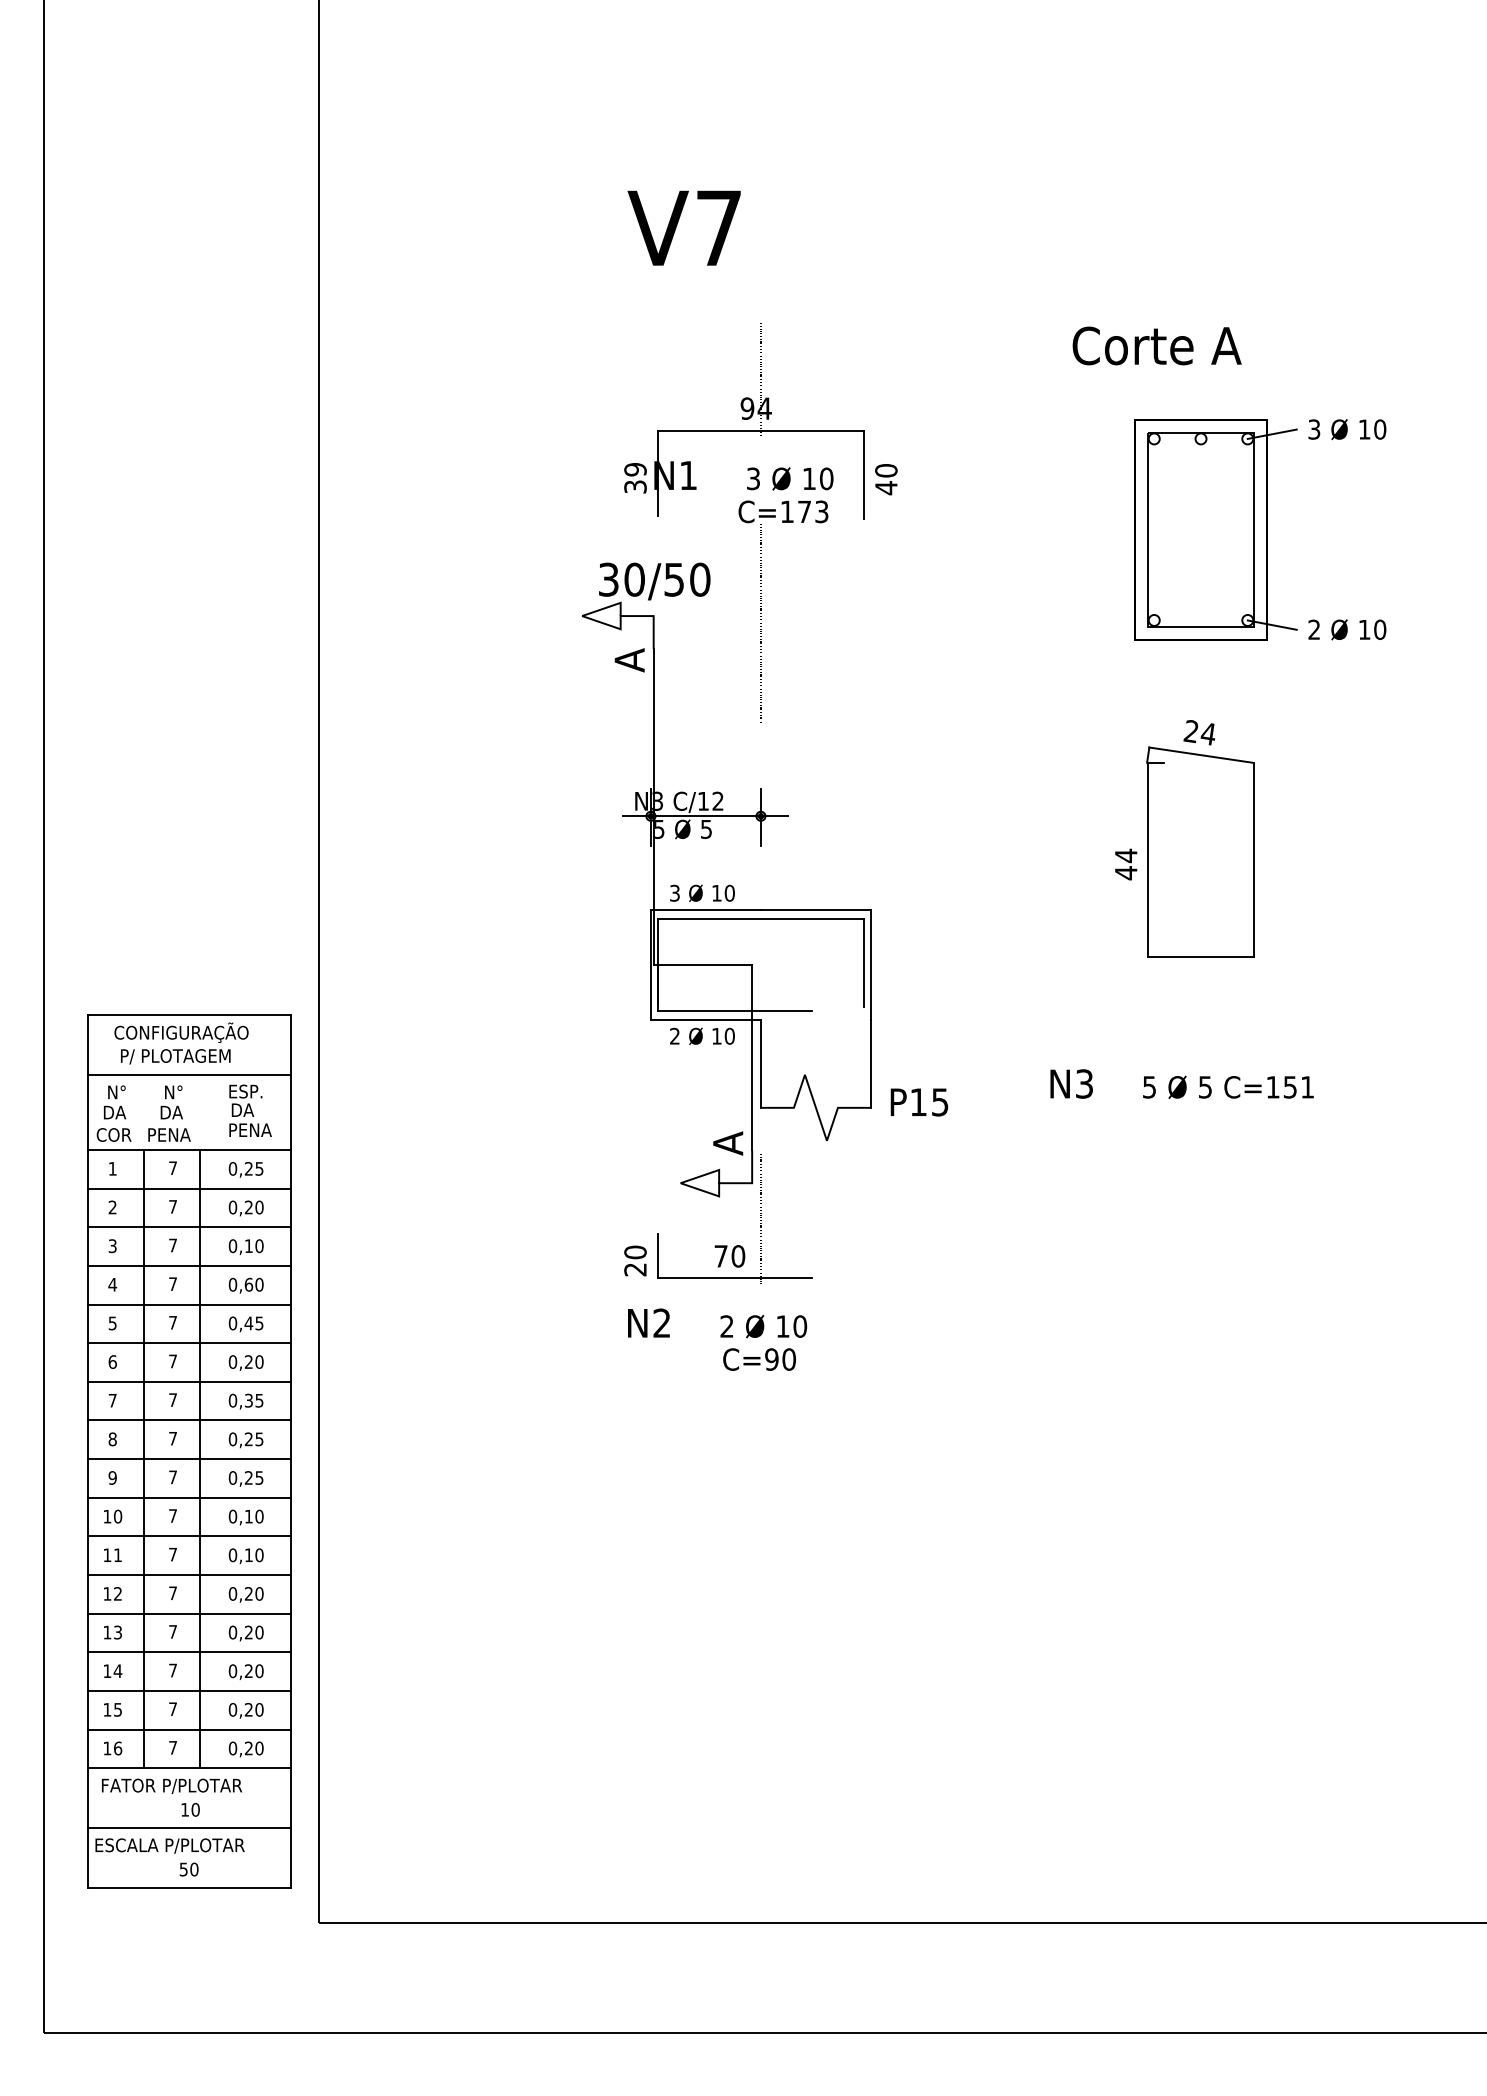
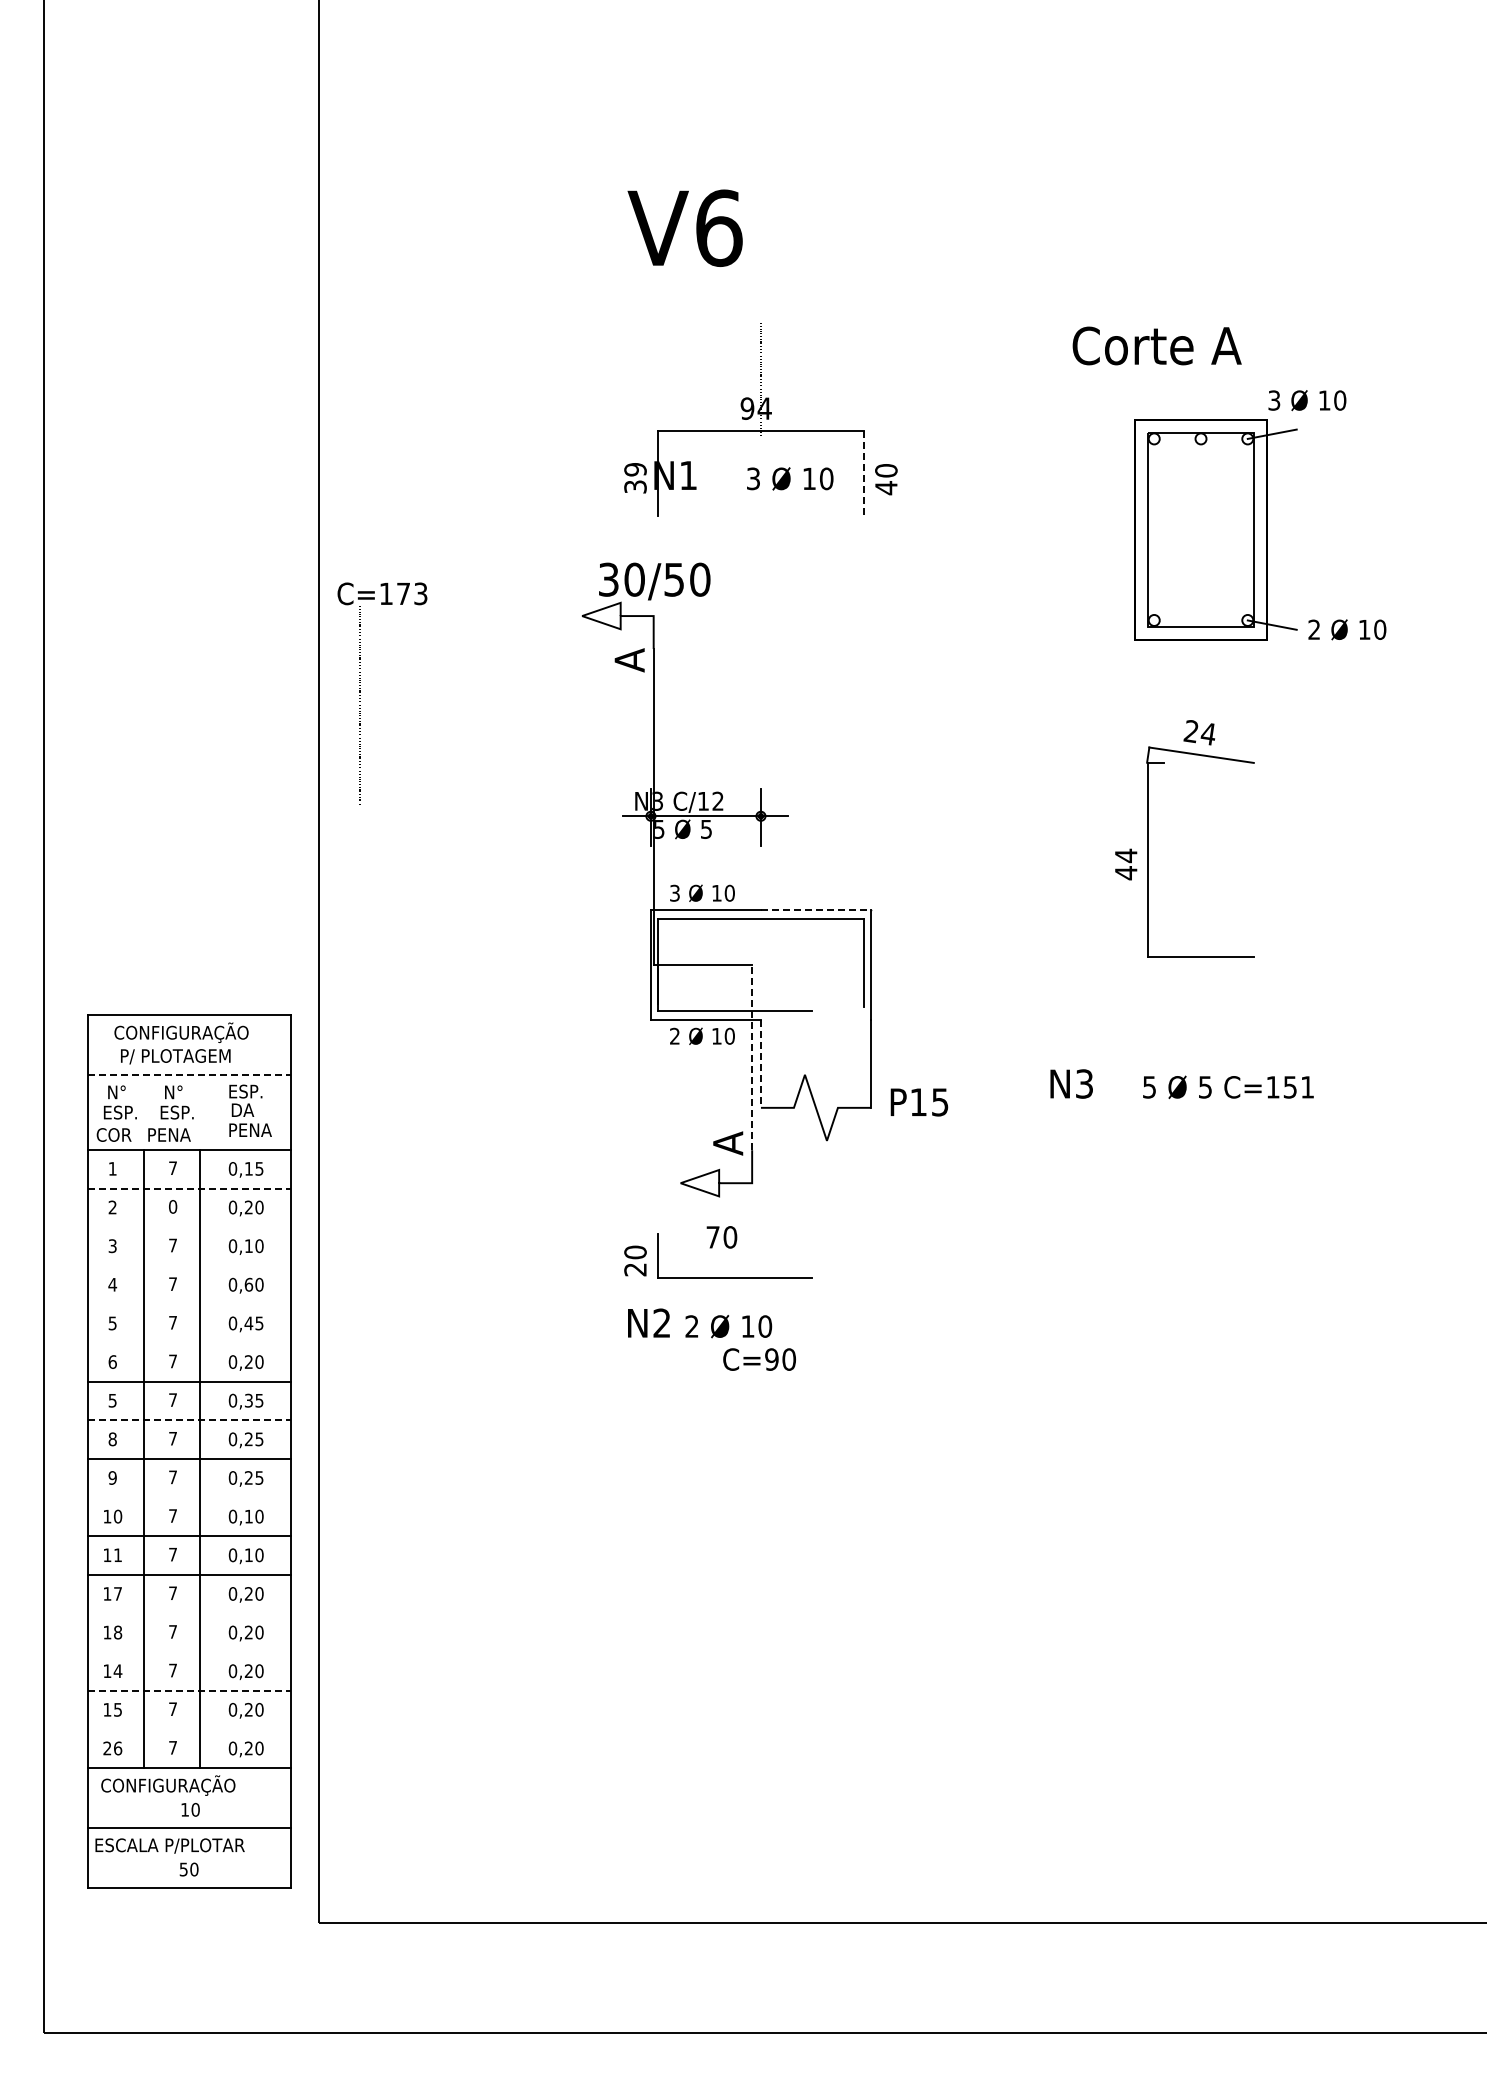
text: V7 -> V6 (719, 227)
text position: (1347, 429) -> (1307, 400) (1307, 400)
line: solid -> dashed (864, 475)
part position: (761, 610) -> (360, 692) (360, 692)
line: present -> none (1253, 859)
line: solid -> dashed (816, 909)
line: solid -> dashed (752, 1057)
line: solid -> dashed (760, 1064)
line: solid -> dashed (189, 1075)
text: DA -> ESP. (120, 1112)
text: DA -> ESP. (177, 1112)
text: 0,25 -> 0,15 (248, 1168)
line: solid -> dashed (189, 1188)
text: 7 -> 0 (173, 1206)
line: present -> none (760, 1217)
line: present -> none (189, 1227)
text position: (729, 1256) -> (721, 1237) (721, 1237)
line: present -> none (189, 1265)
line: present -> none (189, 1304)
text position: (763, 1326) -> (728, 1326) (728, 1326)
line: present -> none (189, 1343)
text: 7 -> 5 (112, 1400)
line: solid -> dashed (189, 1420)
line: present -> none (189, 1497)
text: 12 -> 17 (117, 1593)
line: present -> none (189, 1613)
text: 13 -> 18 (118, 1632)
line: present -> none (189, 1652)
line: solid -> dashed (189, 1690)
line: present -> none (189, 1729)
text: 16 -> 26 (107, 1748)
text: FATOR P/PLOTAR -> CONFIGURAÇÃO (171, 1785)
